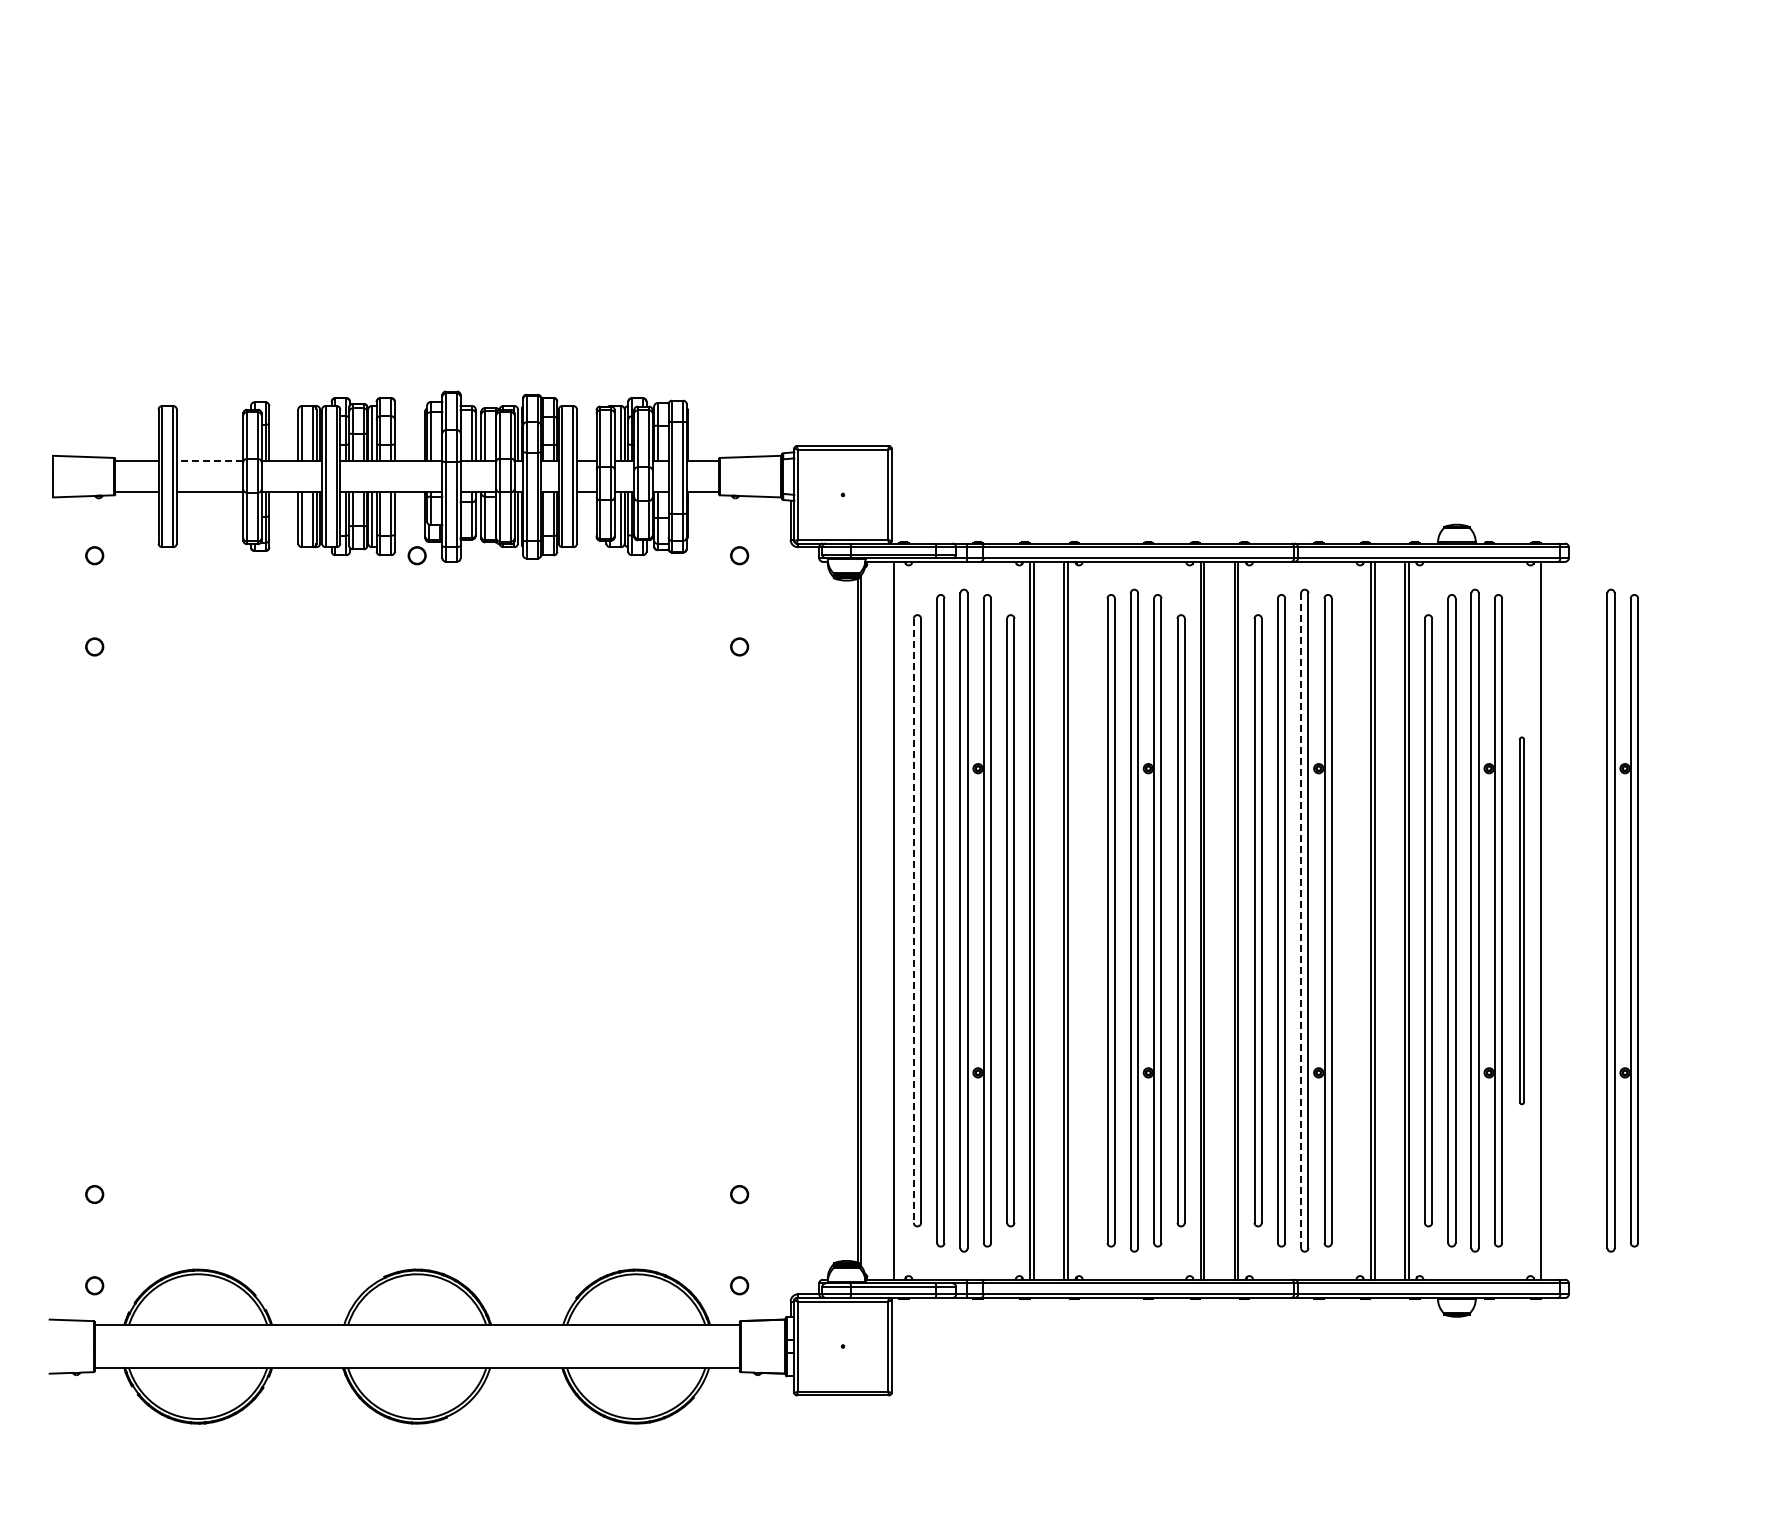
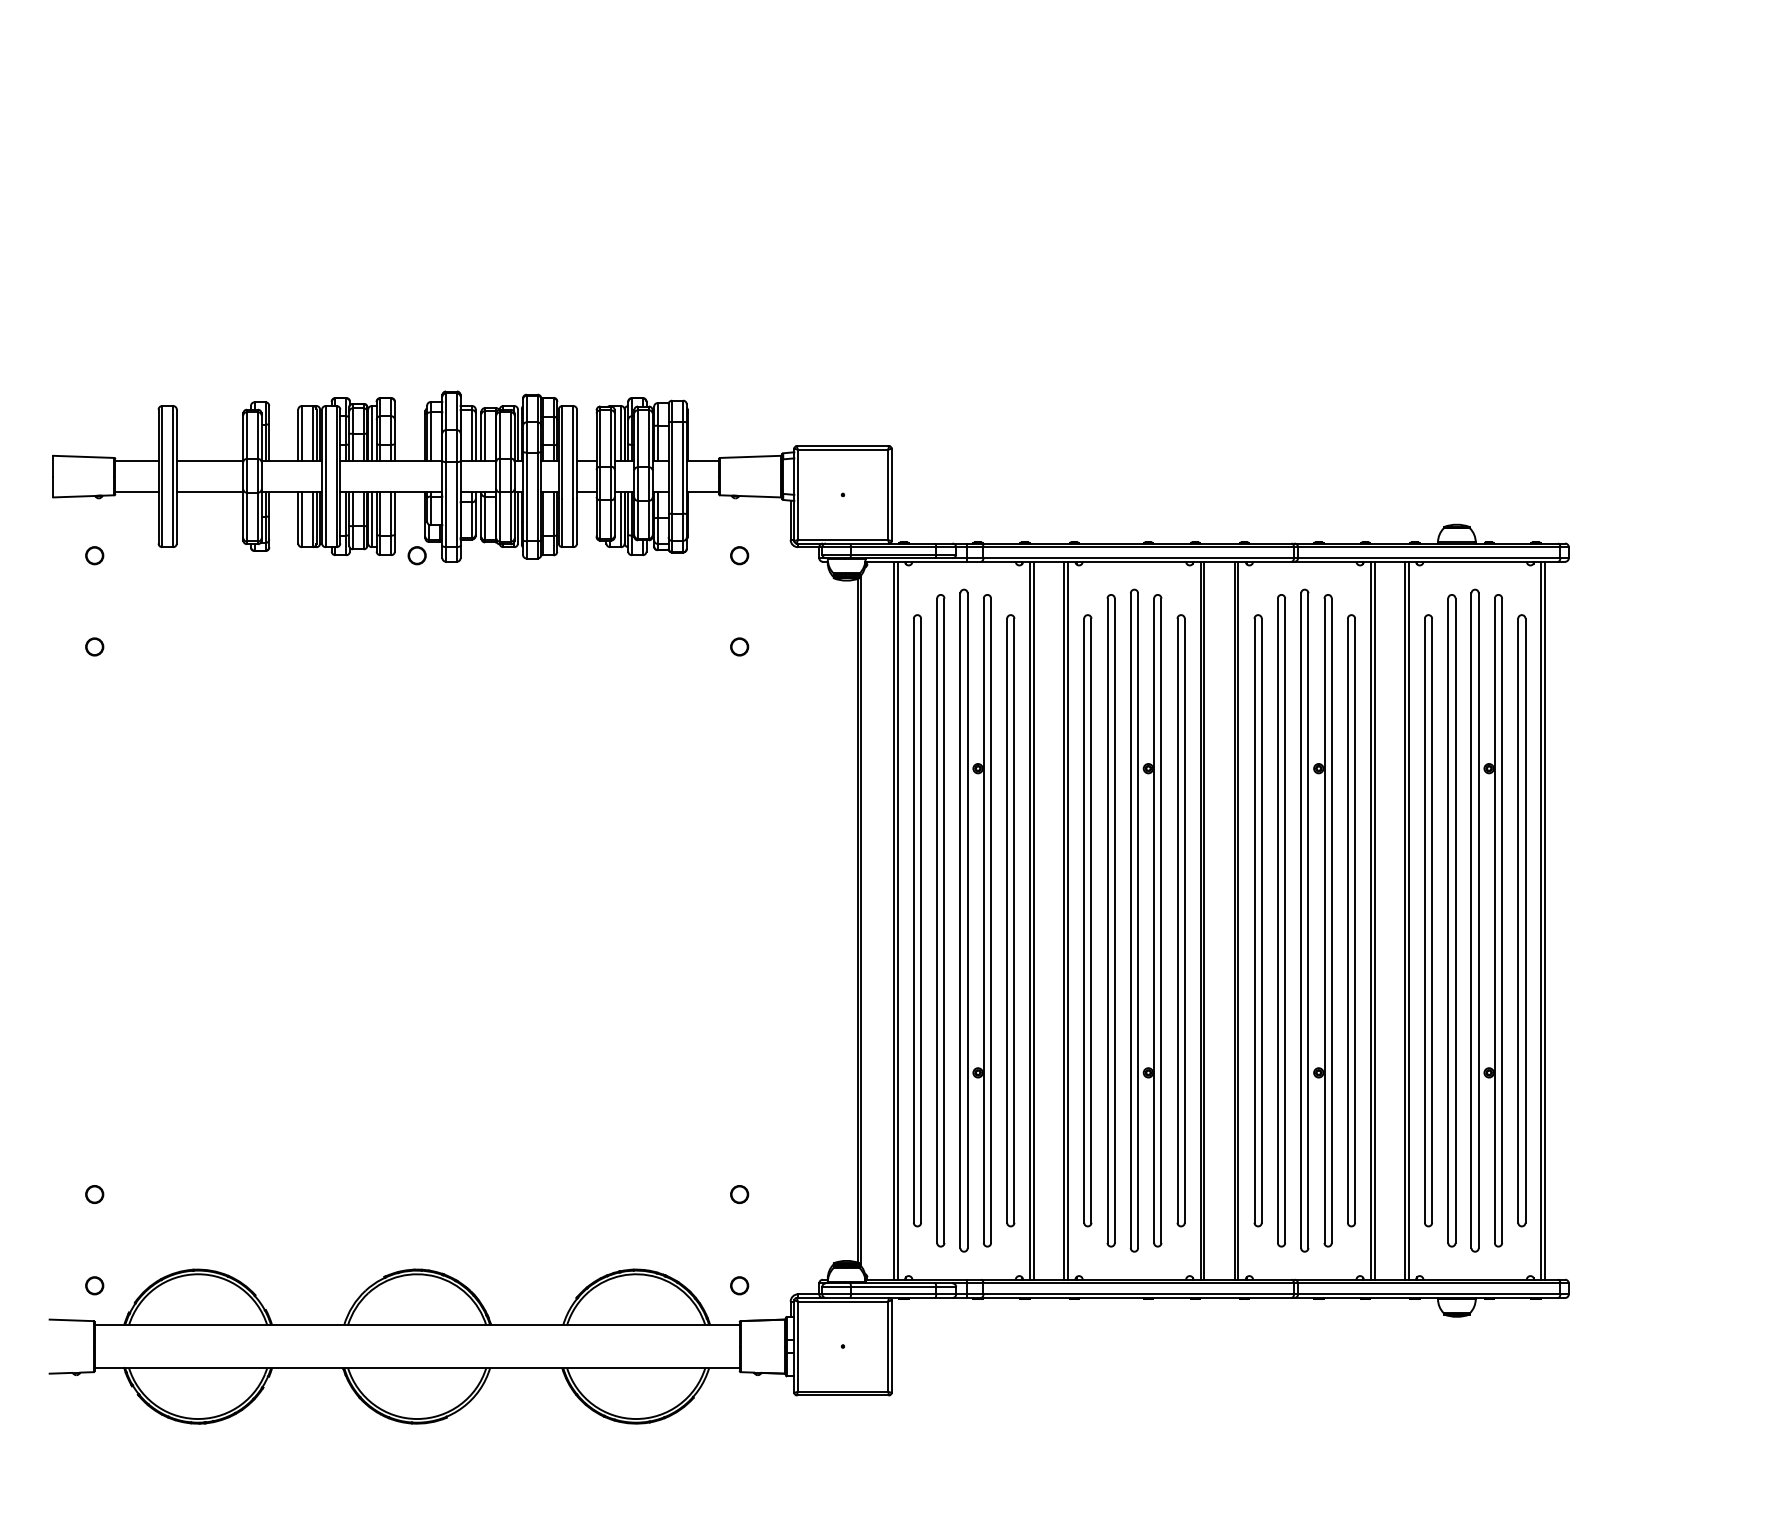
line: dashed -> solid (209, 461)
line: none -> present (897, 920)
part: none -> present (1087, 920)
part: none -> present (1351, 920)
part size: 7x370 px -> 10x614 px (1521, 920)
line: none -> present (1545, 920)
part: present -> none (1615, 920)
line: dashed -> solid (913, 921)
line: dashed -> solid (1301, 921)
